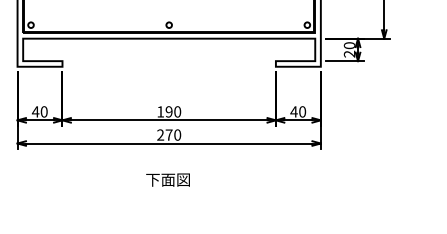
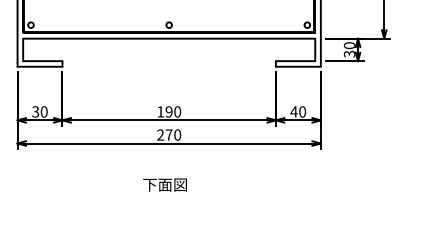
text: 20 -> 30 (349, 53)
text: 40 -> 30 (35, 111)
text position: (167, 179) -> (164, 184) (164, 184)
